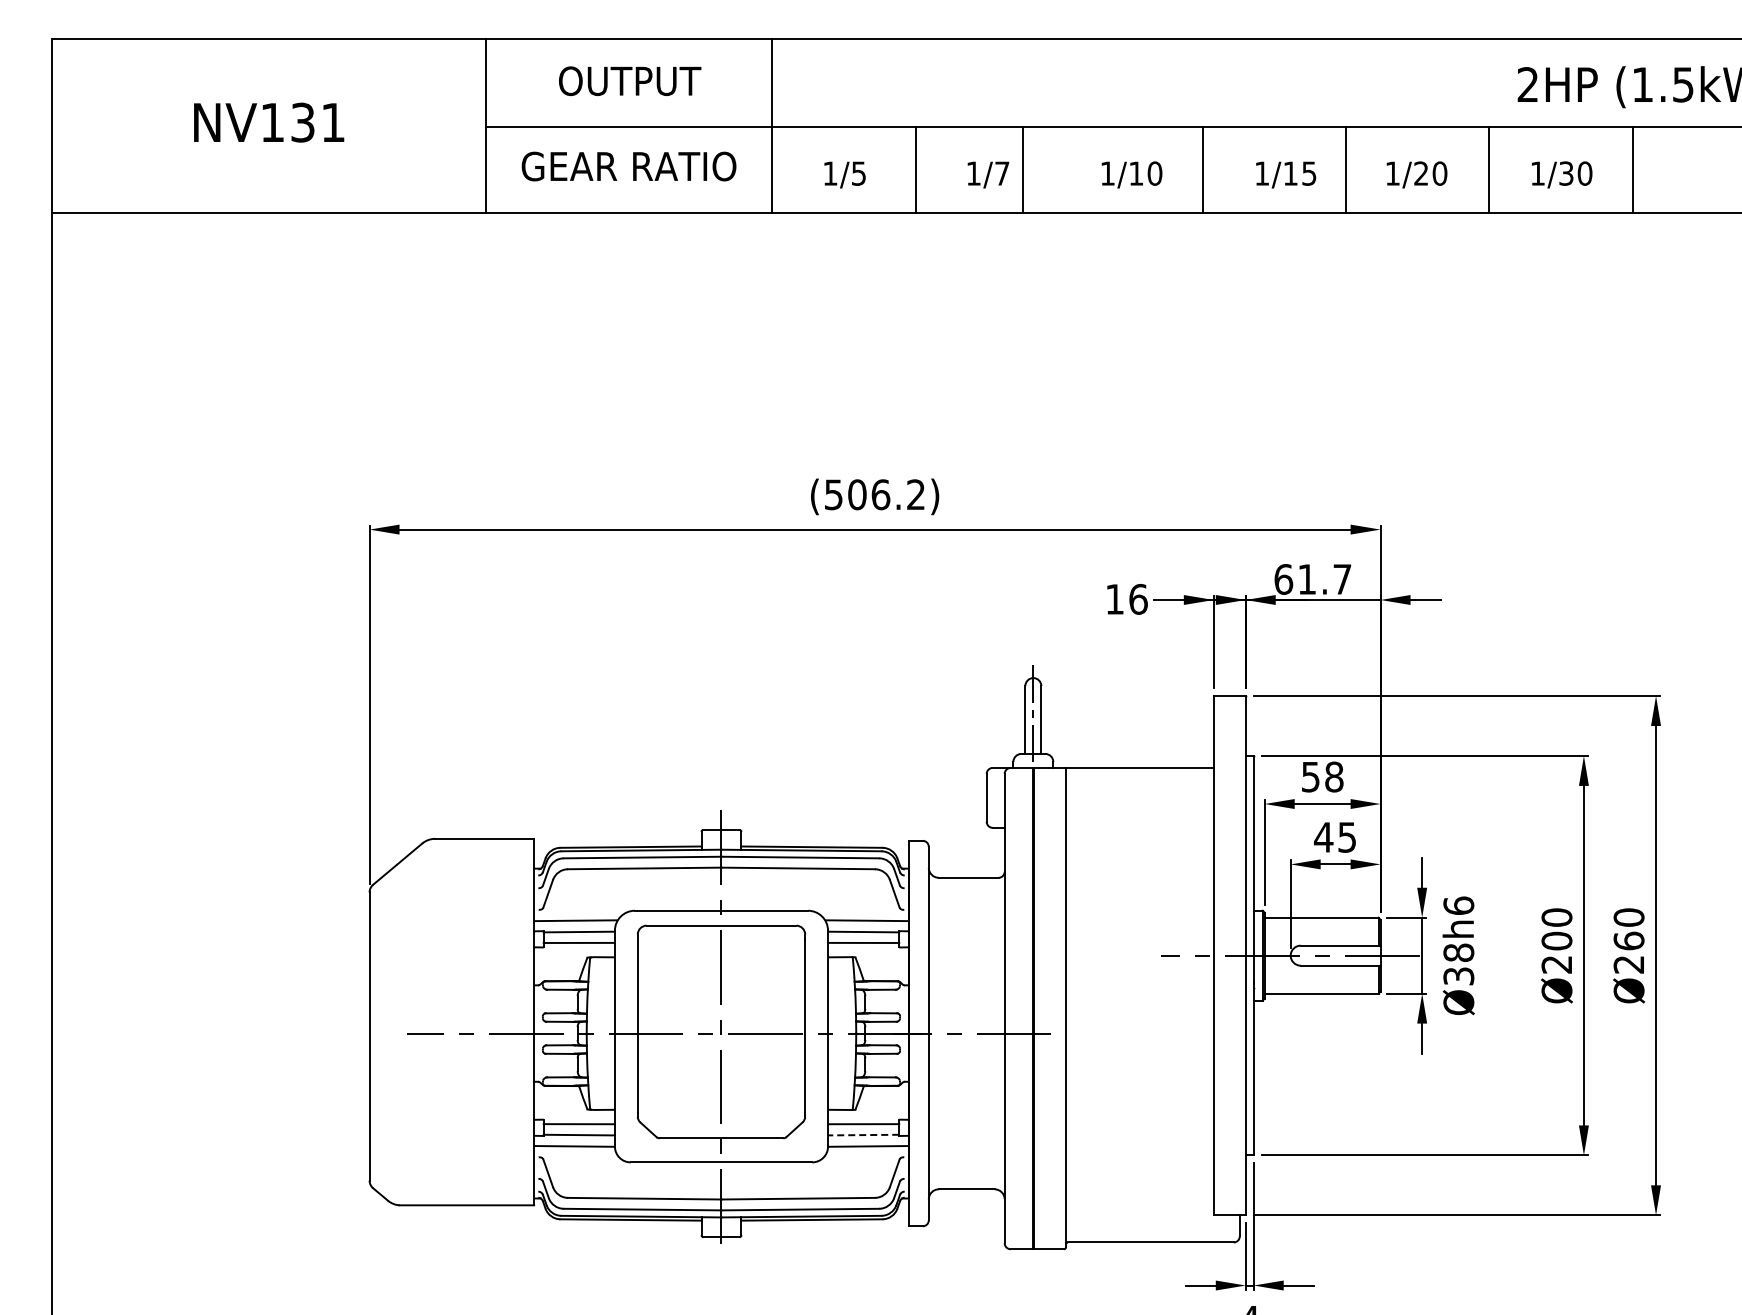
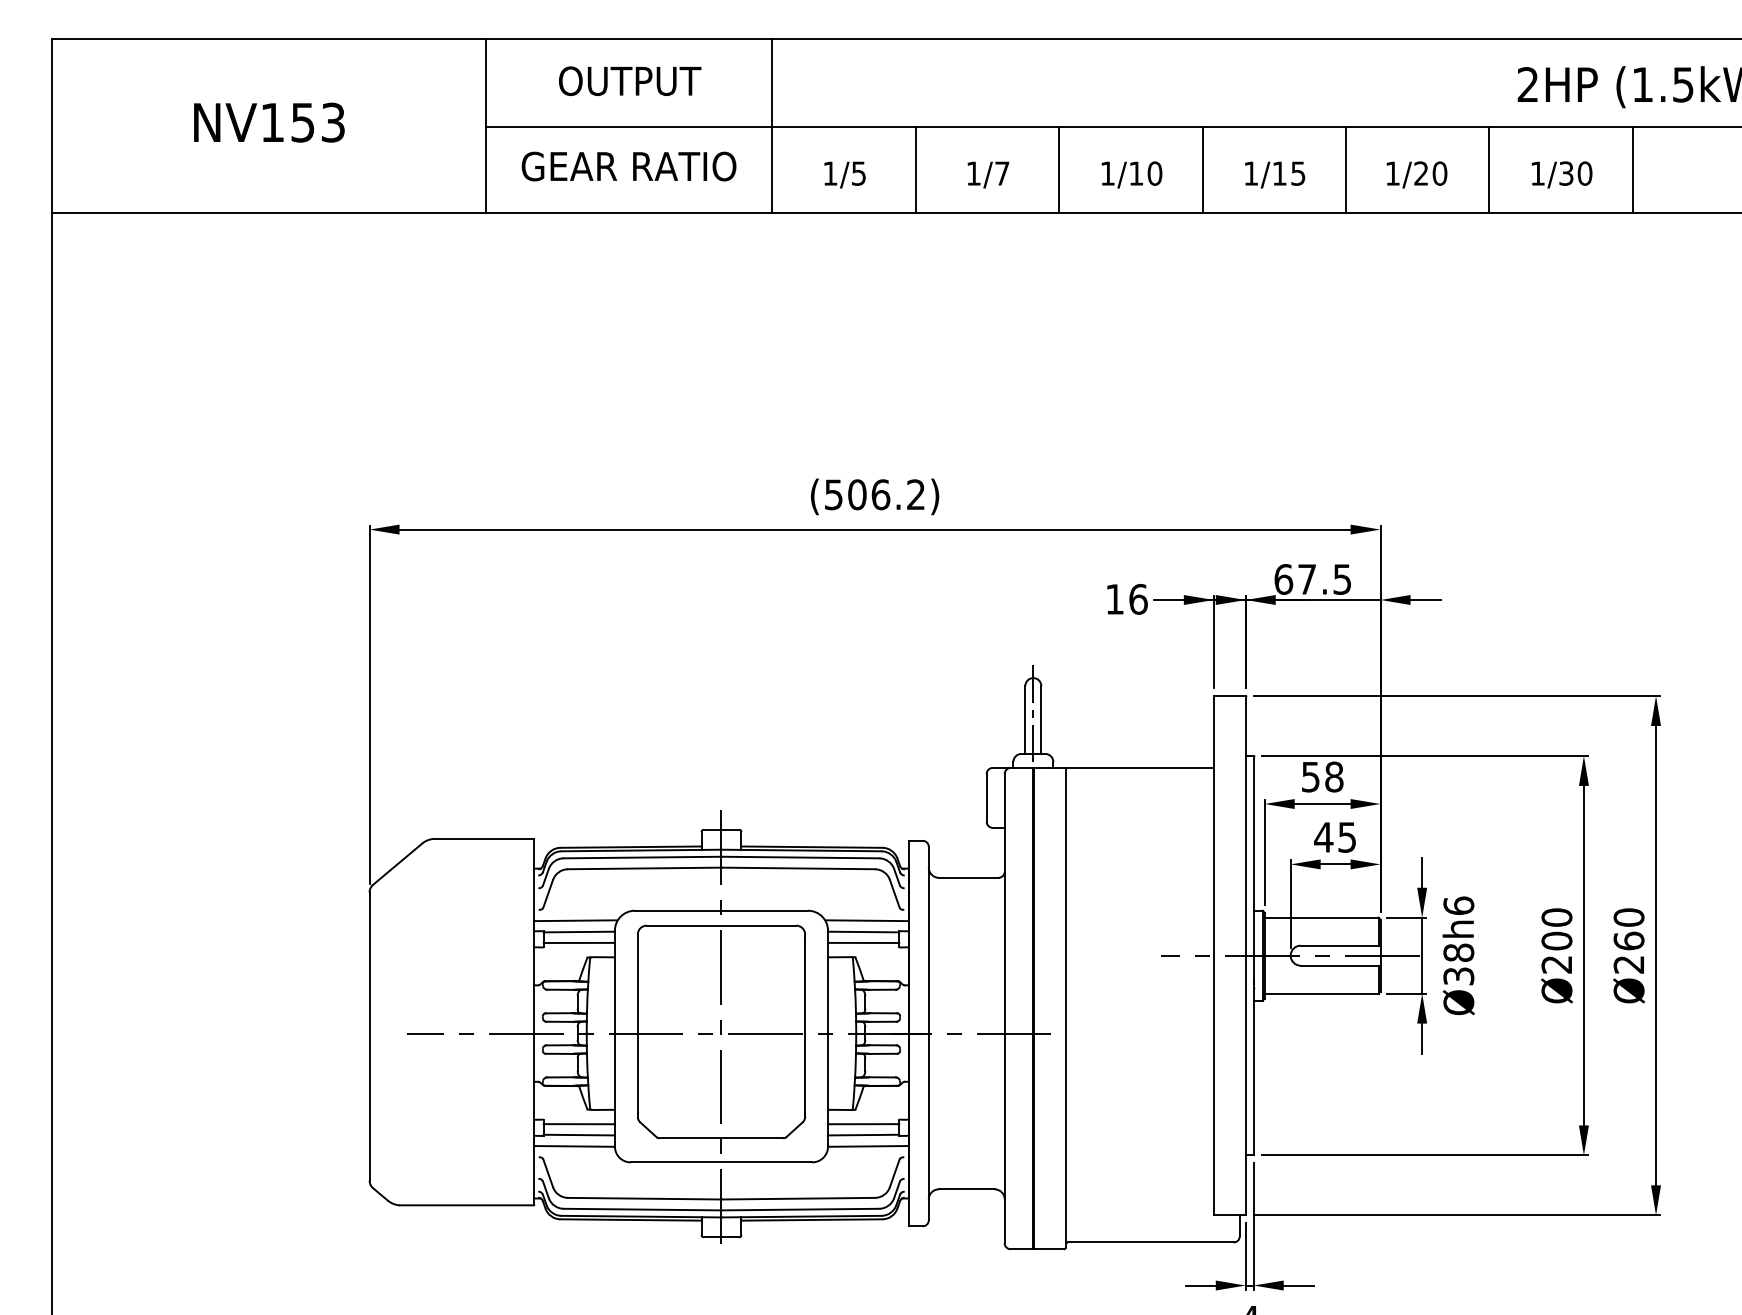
text: NV131 -> NV153 (318, 122)
line position: (1023, 169) -> (1059, 169) (1059, 169)
text position: (1286, 174) -> (1275, 174) (1275, 174)
text: 61.7 -> 67.5 (1324, 579)
line: dashed -> solid (863, 1135)
